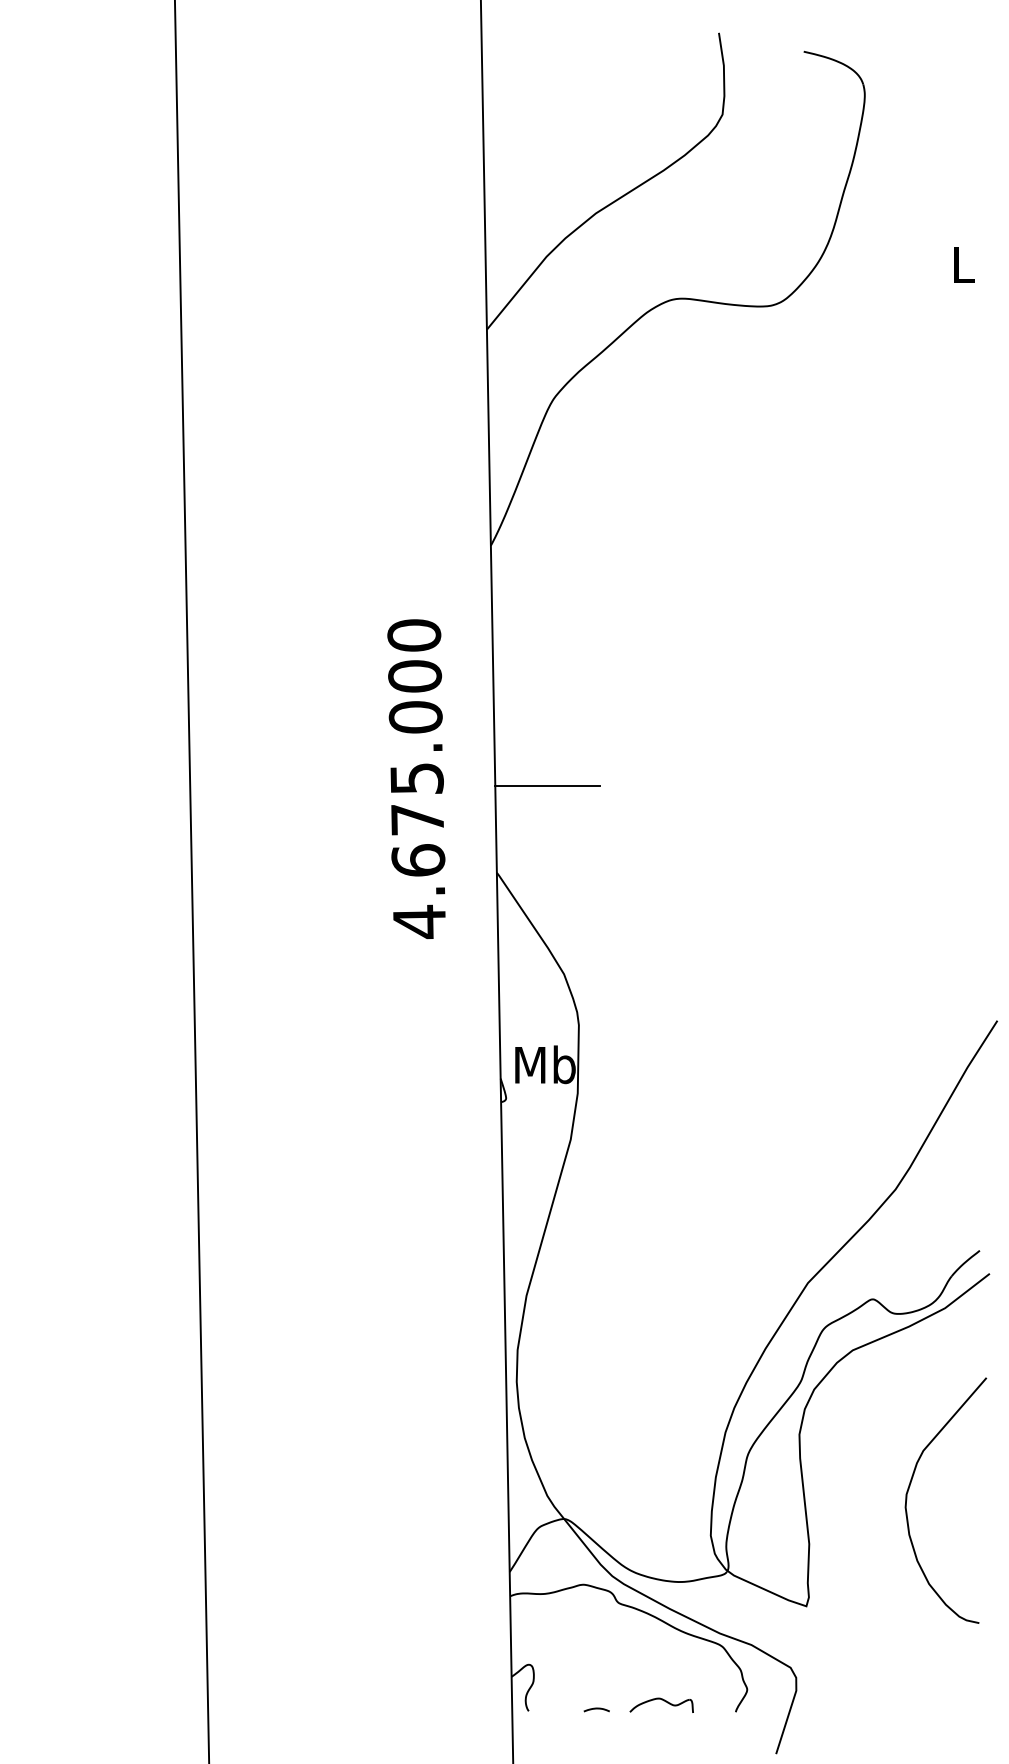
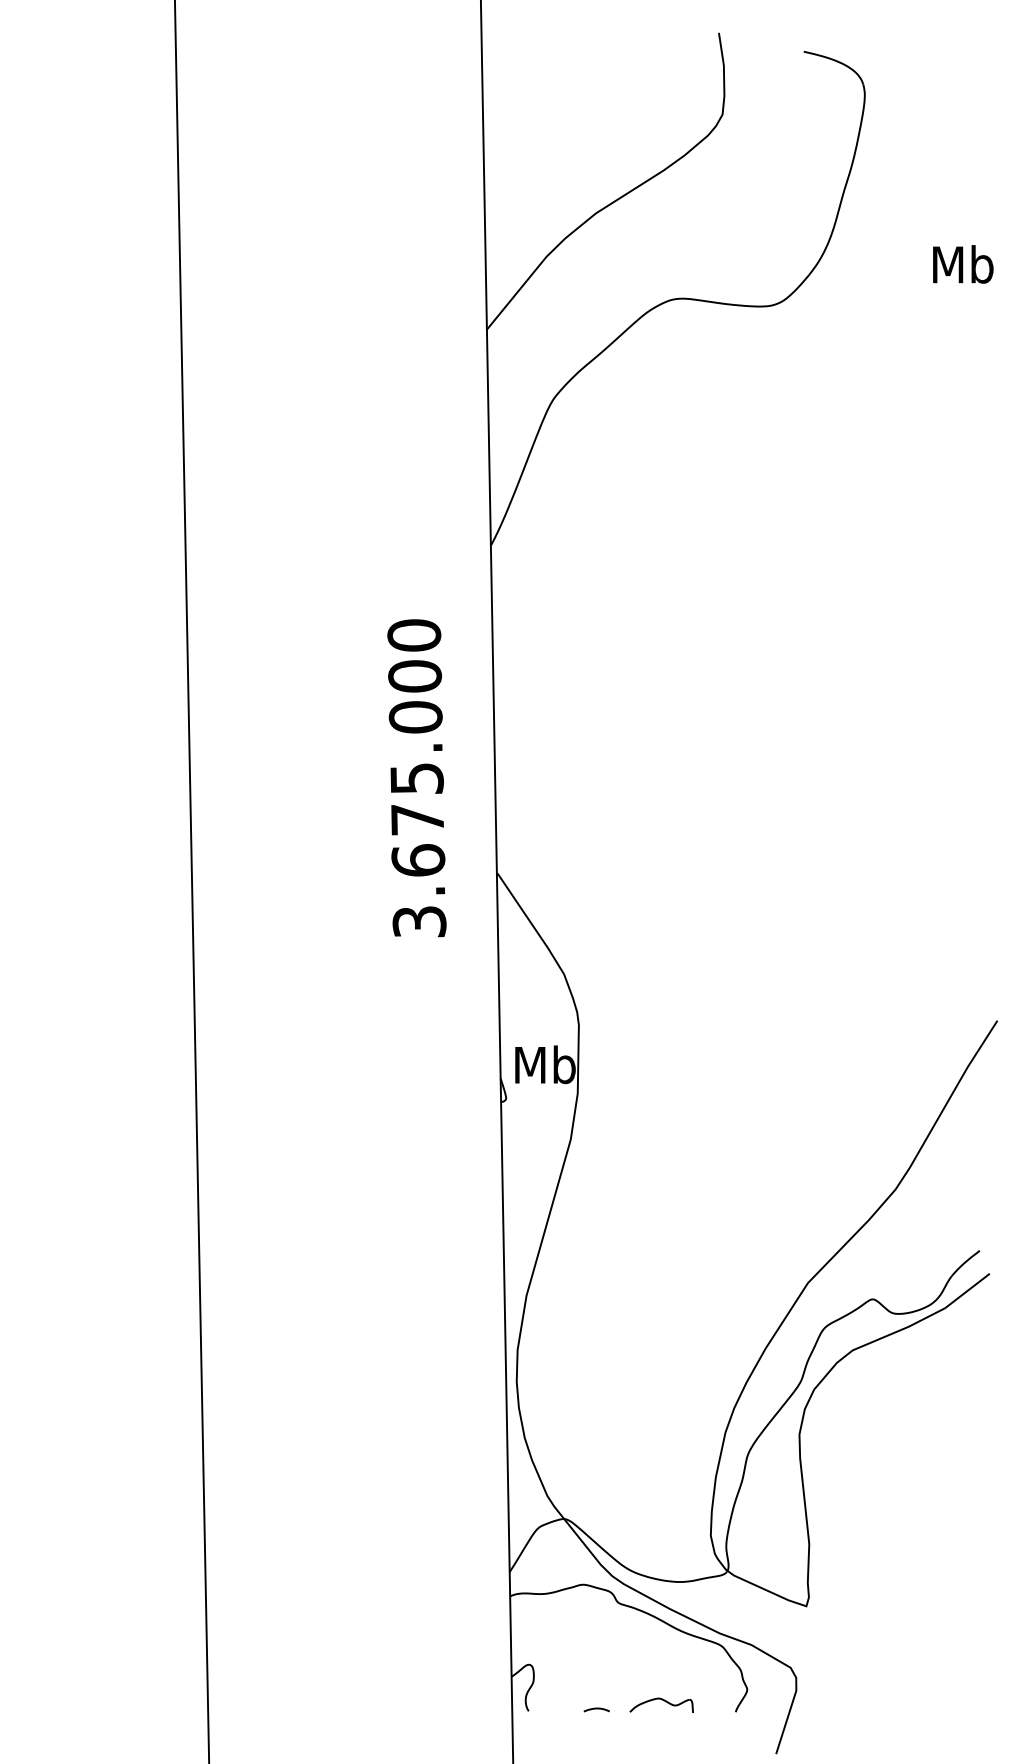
text: L -> Mb (963, 264)
line: present -> none (547, 785)
text: 4.675.000 -> 3.675.000 (419, 921)
curve: present -> none (909, 1489)
